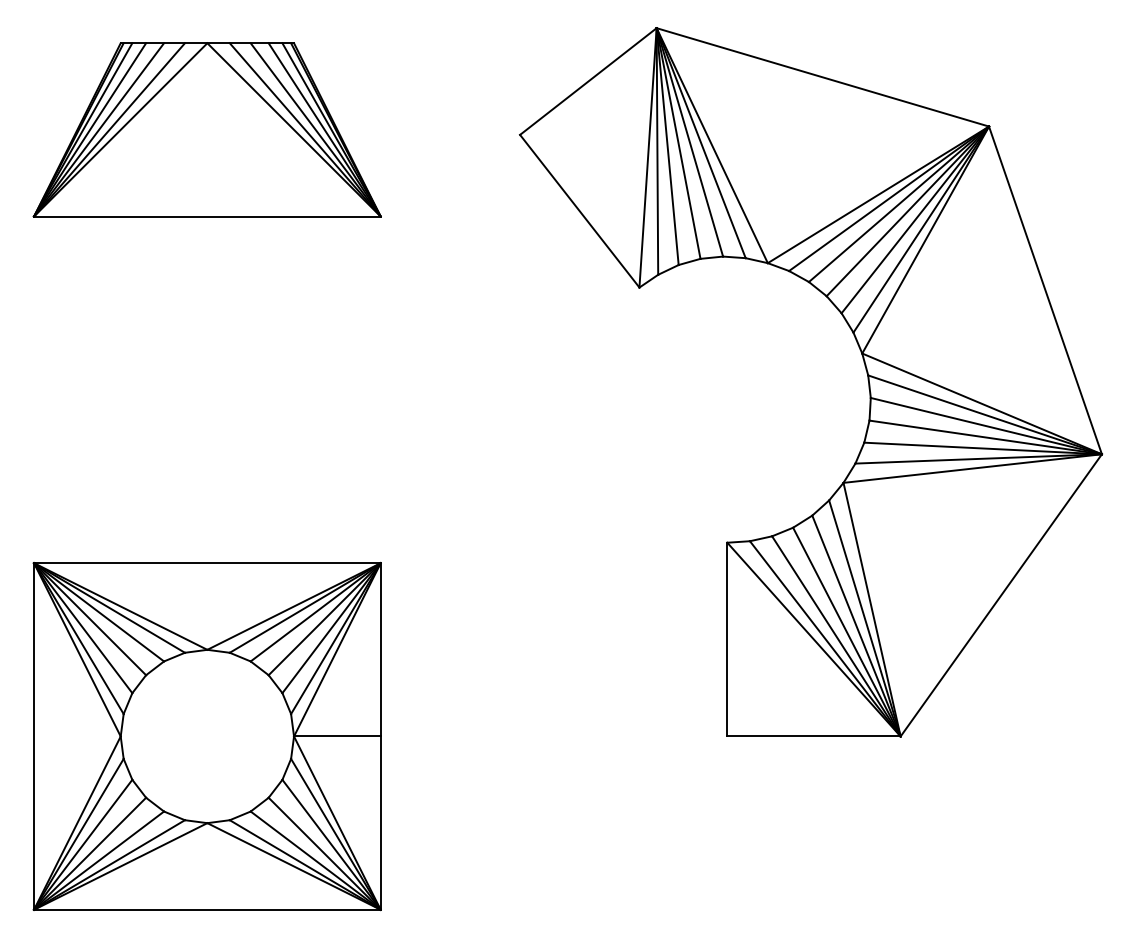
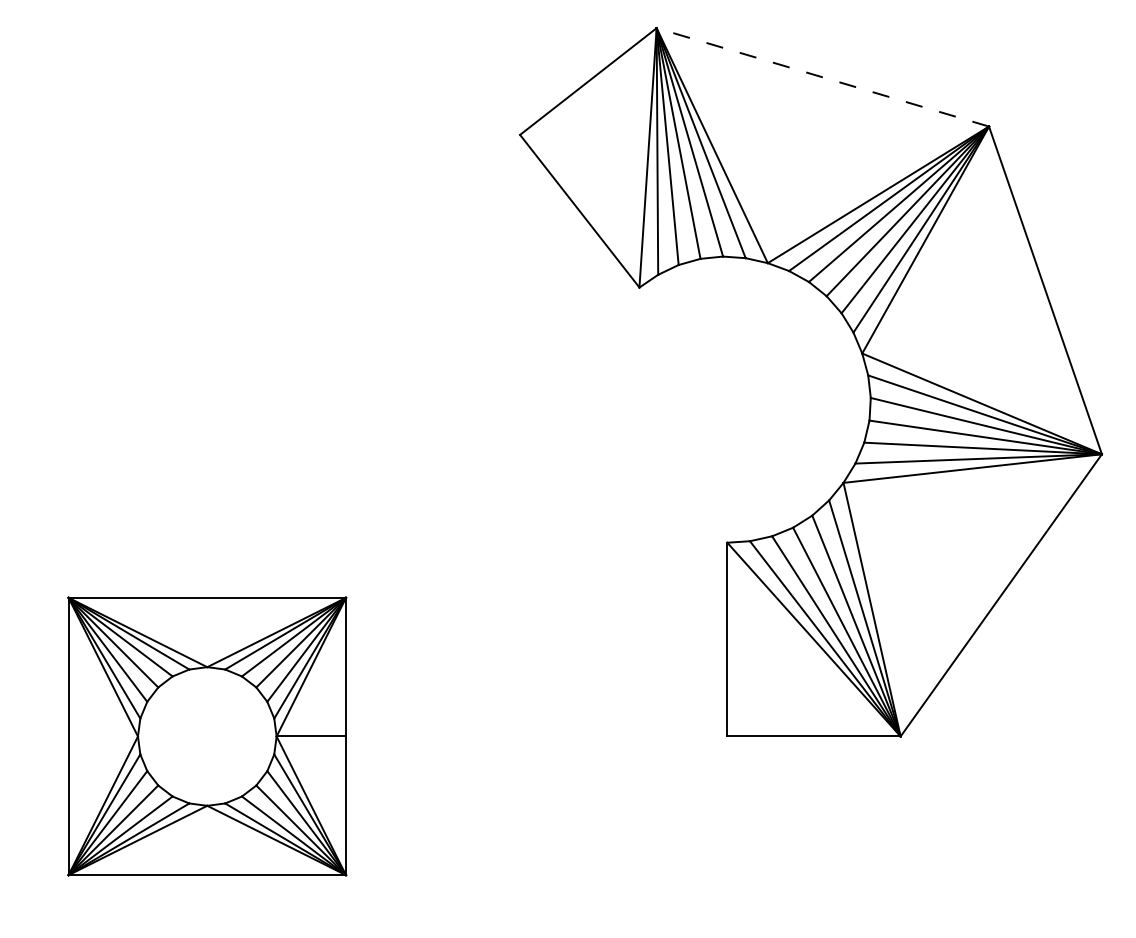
line: solid -> dashed (822, 77)
part: present -> none (206, 129)
part size: 350x351 px -> 281x281 px (207, 736)
